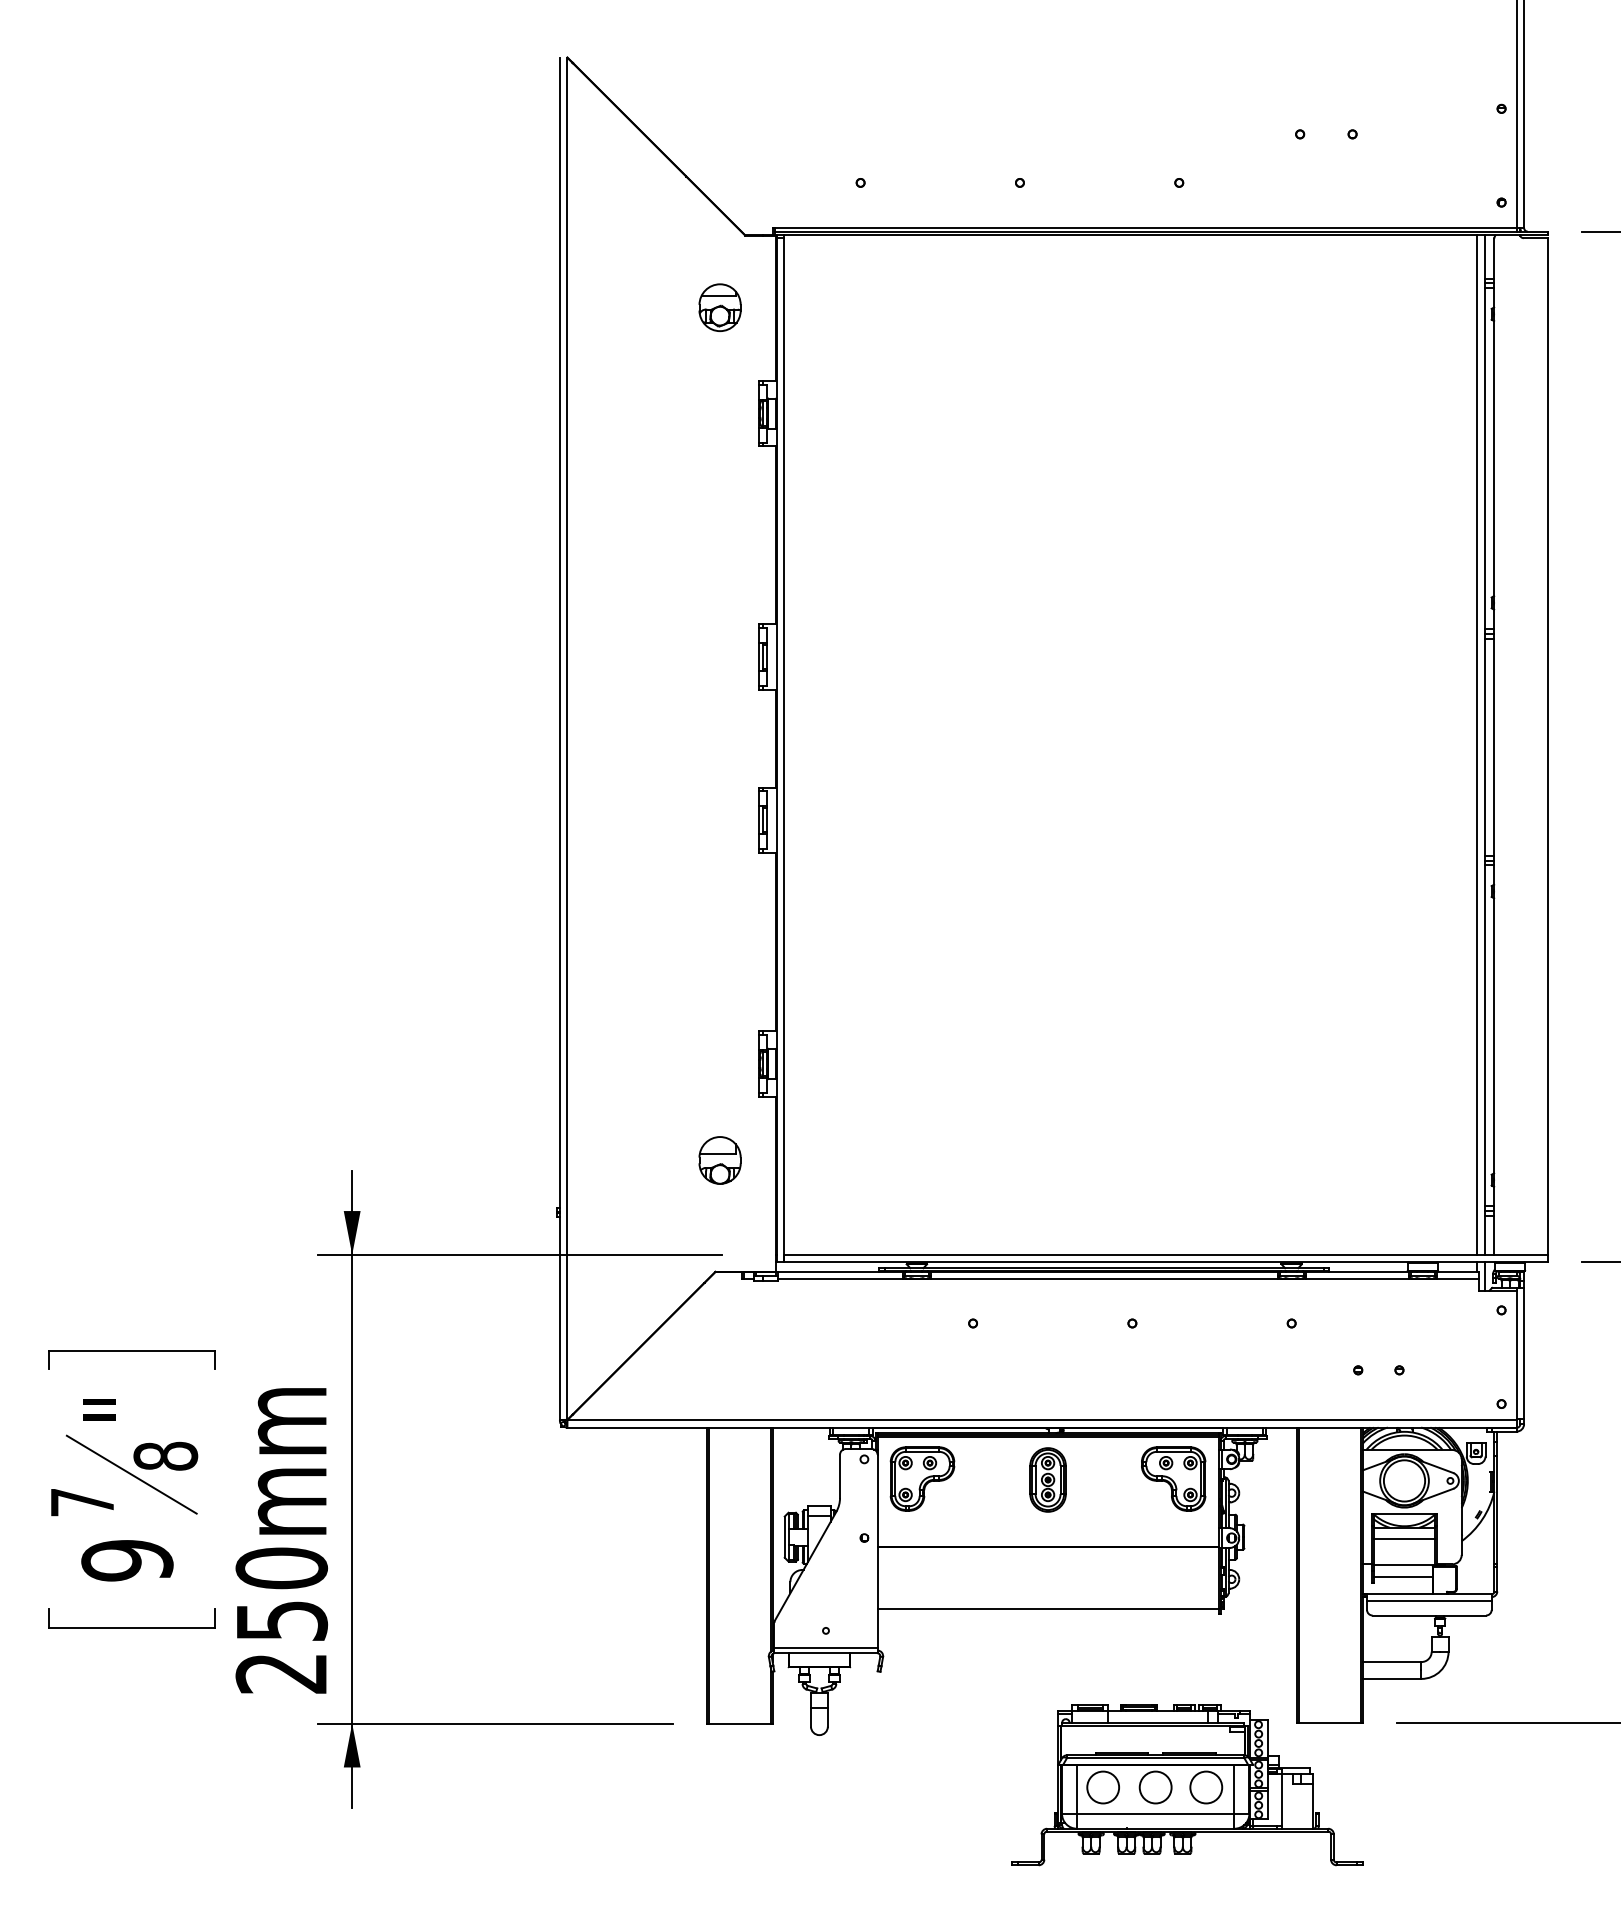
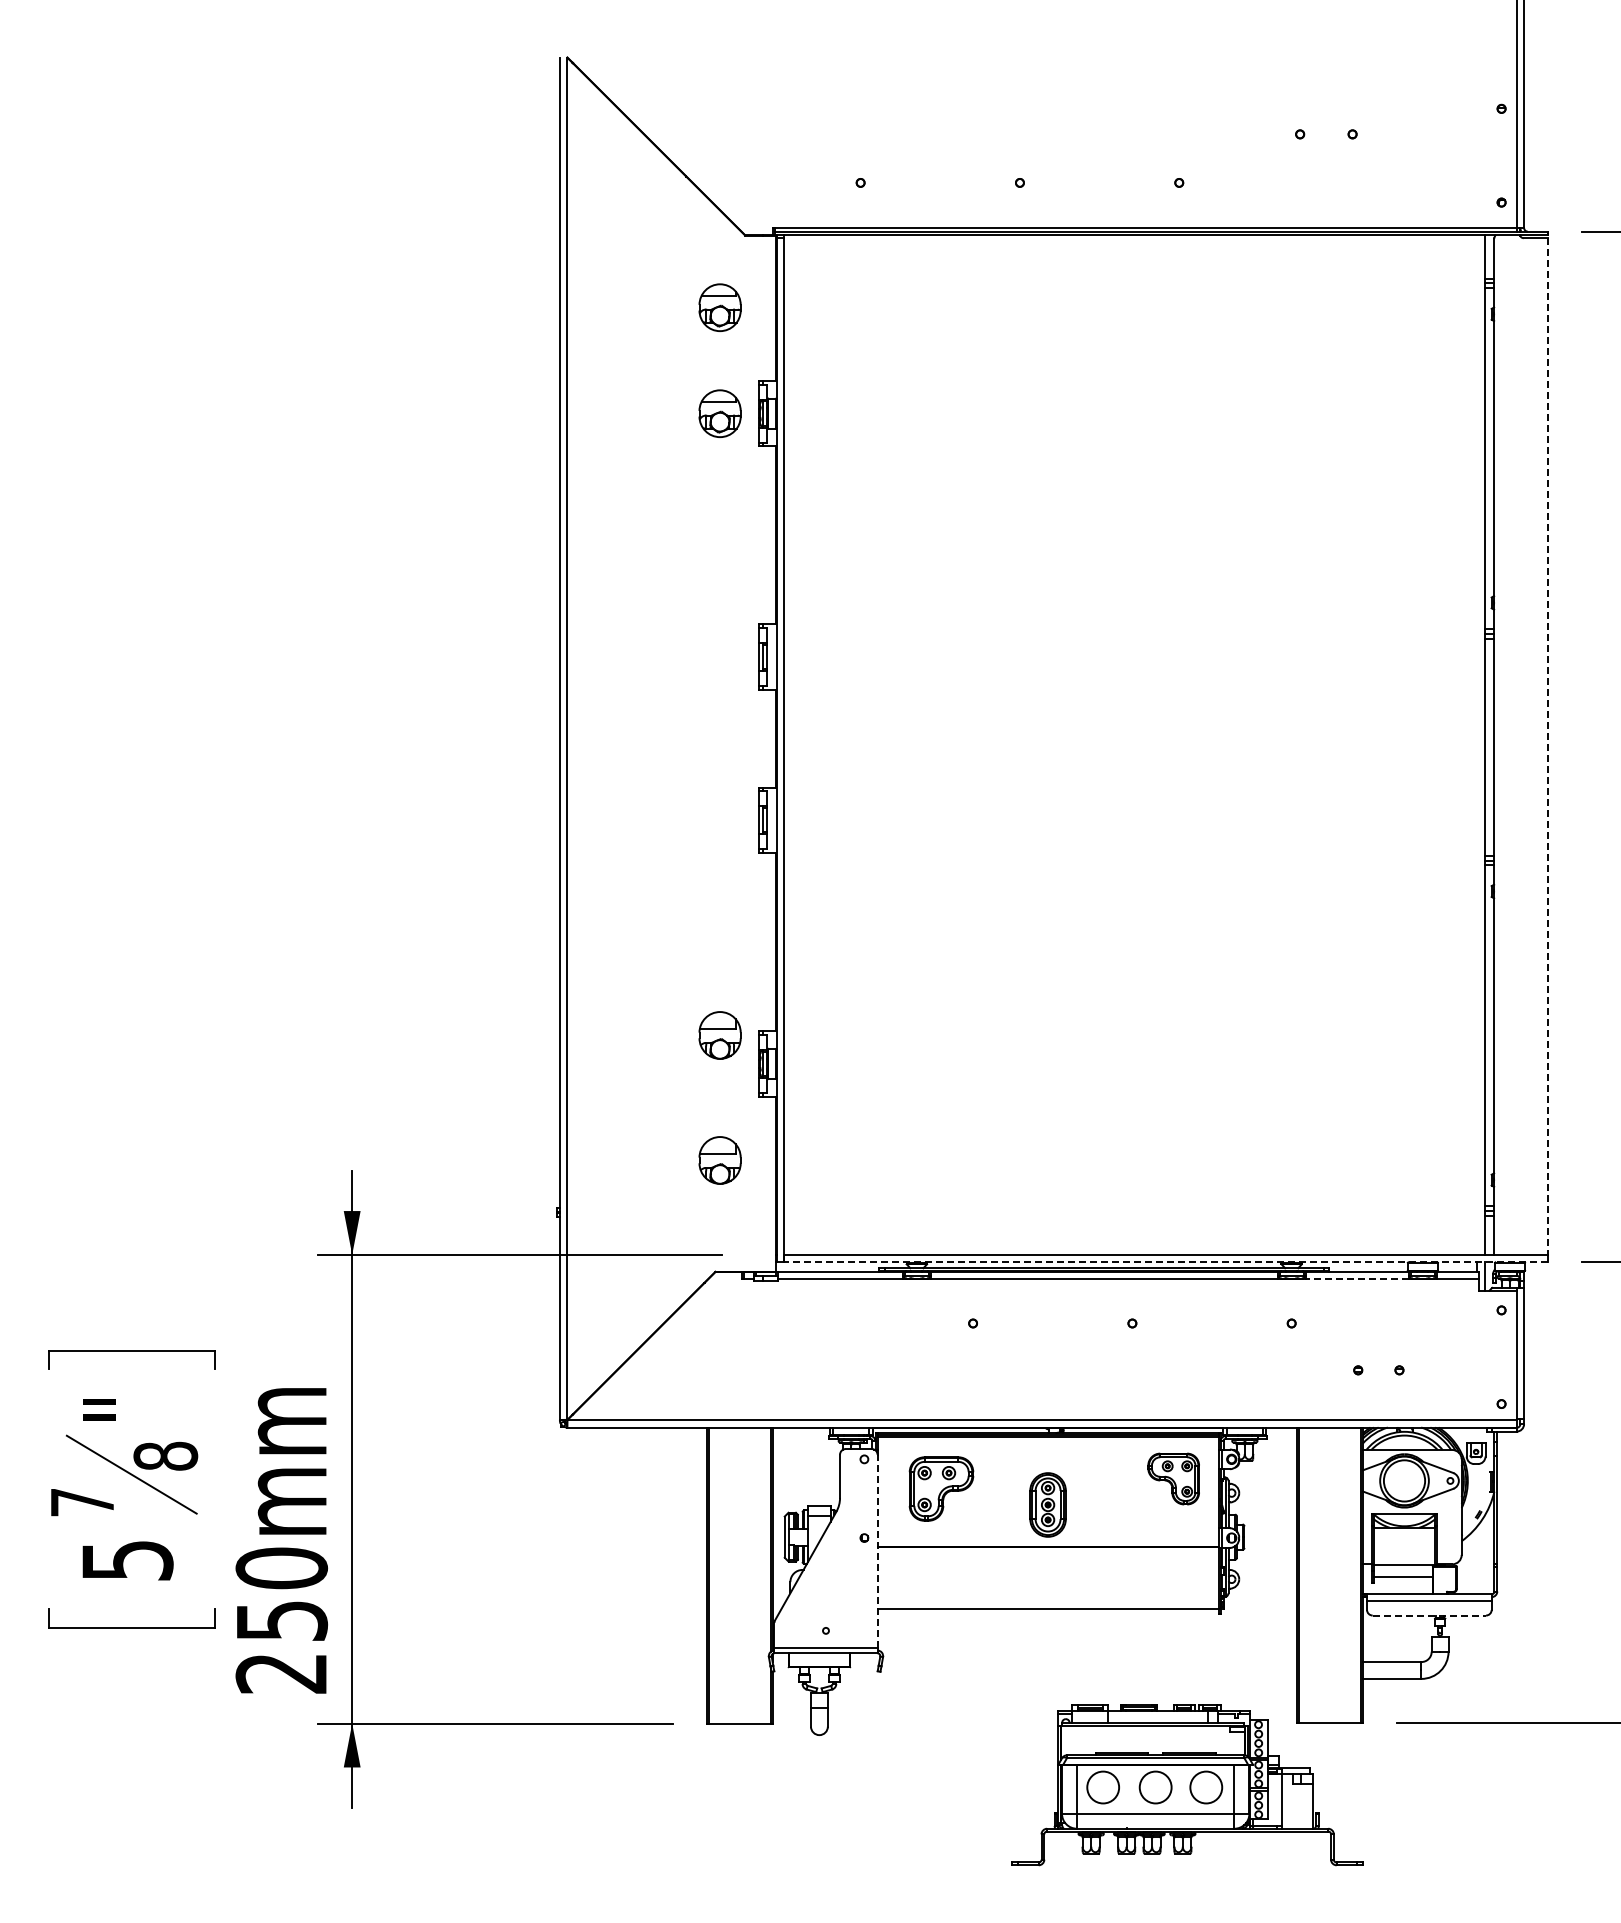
part: none -> present (719, 413)
line: present -> none (1477, 744)
line: solid -> dashed (1548, 747)
part: none -> present (719, 1035)
line: solid -> dashed (1165, 1262)
line: solid -> dashed (1357, 1279)
part position: (922, 1478) -> (941, 1488) (941, 1488)
part size: 66x66 px -> 53x54 px (1173, 1478)
part position: (1047, 1479) -> (1047, 1504) (1047, 1504)
line: present -> none (1404, 1539)
line: solid -> dashed (877, 1551)
text: 9 -> 5 (127, 1560)
line: solid -> dashed (1429, 1615)
